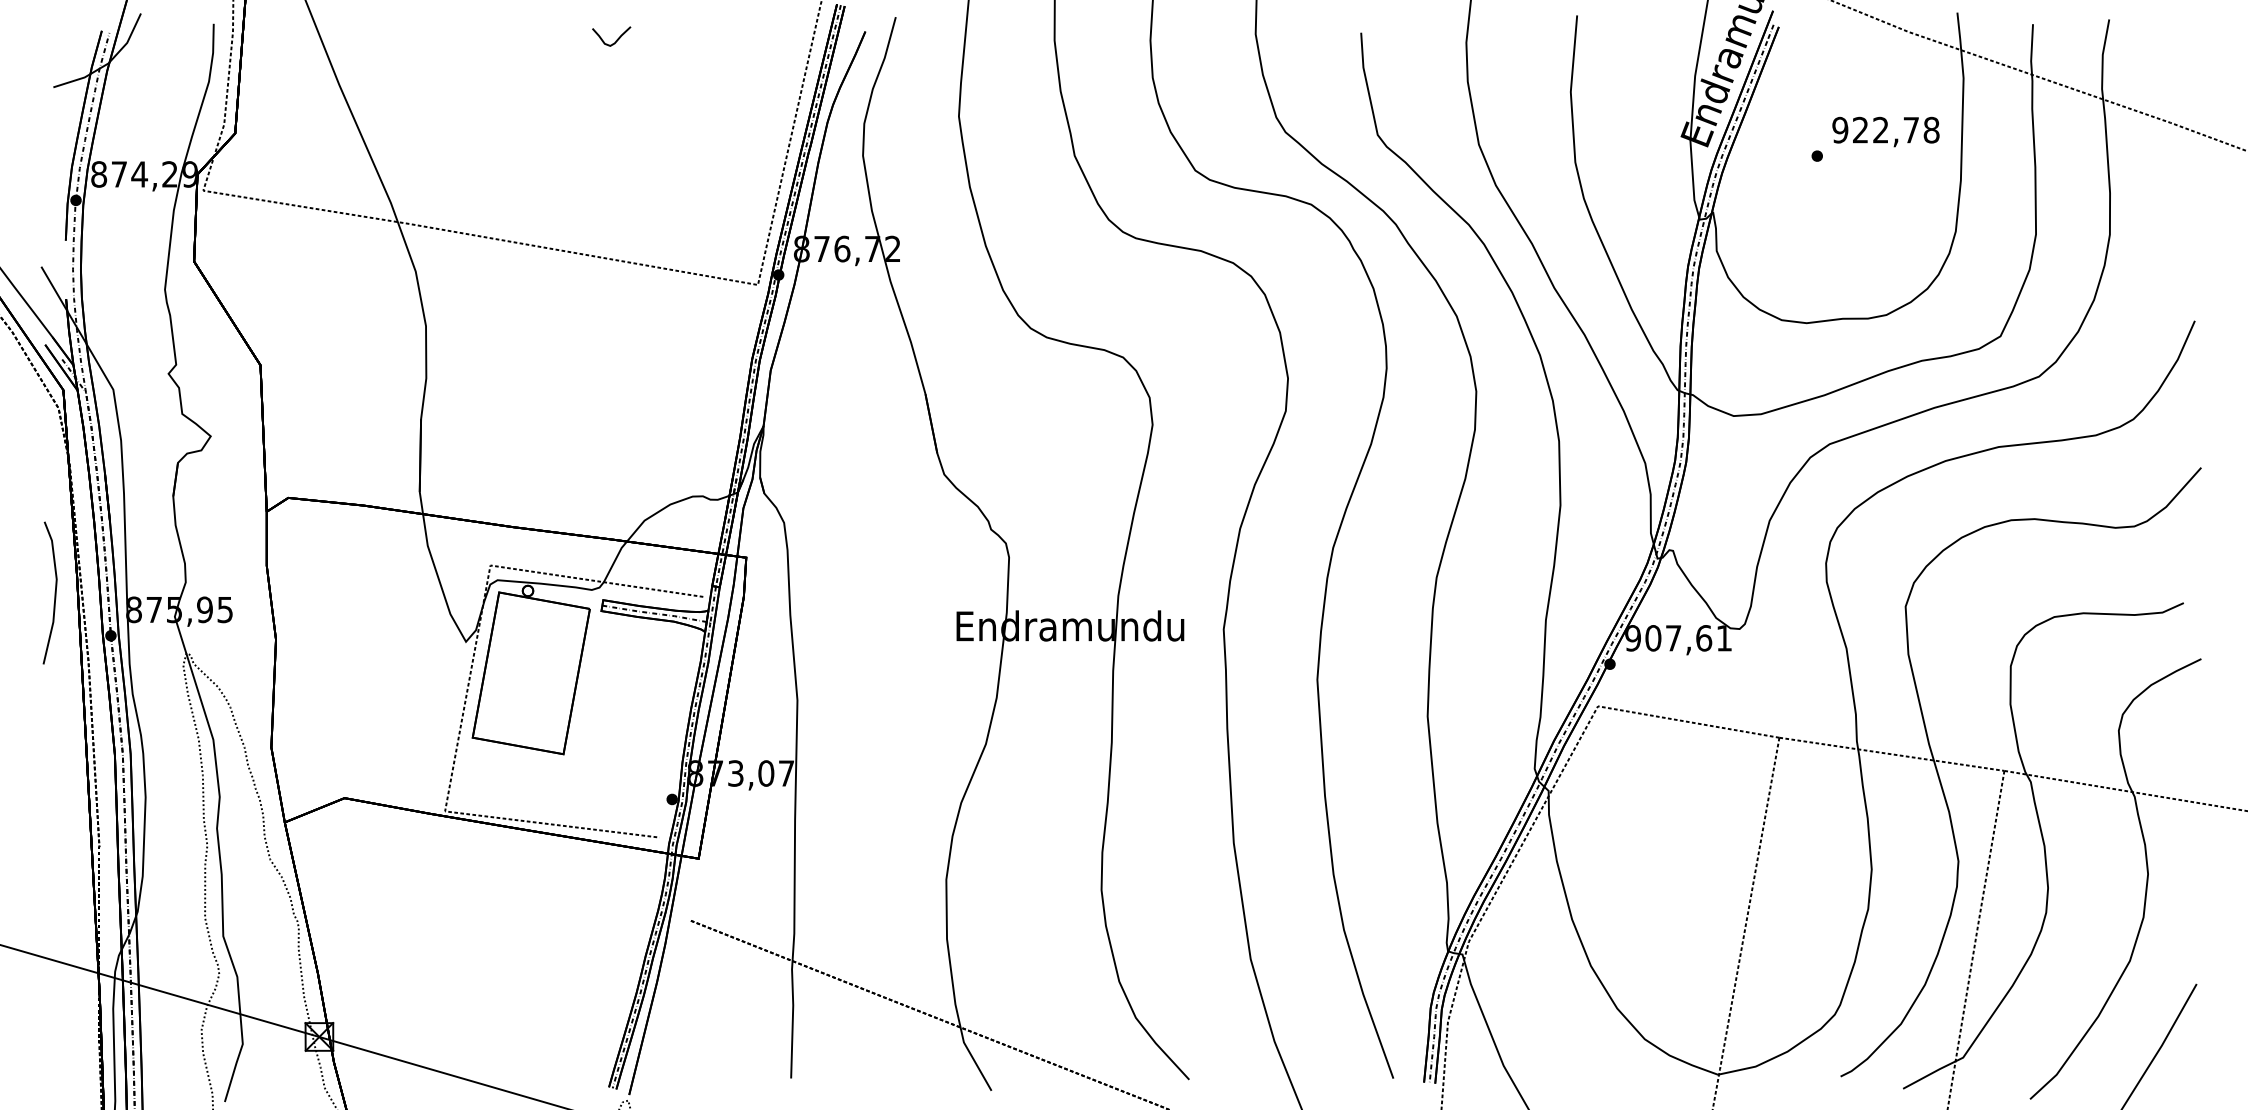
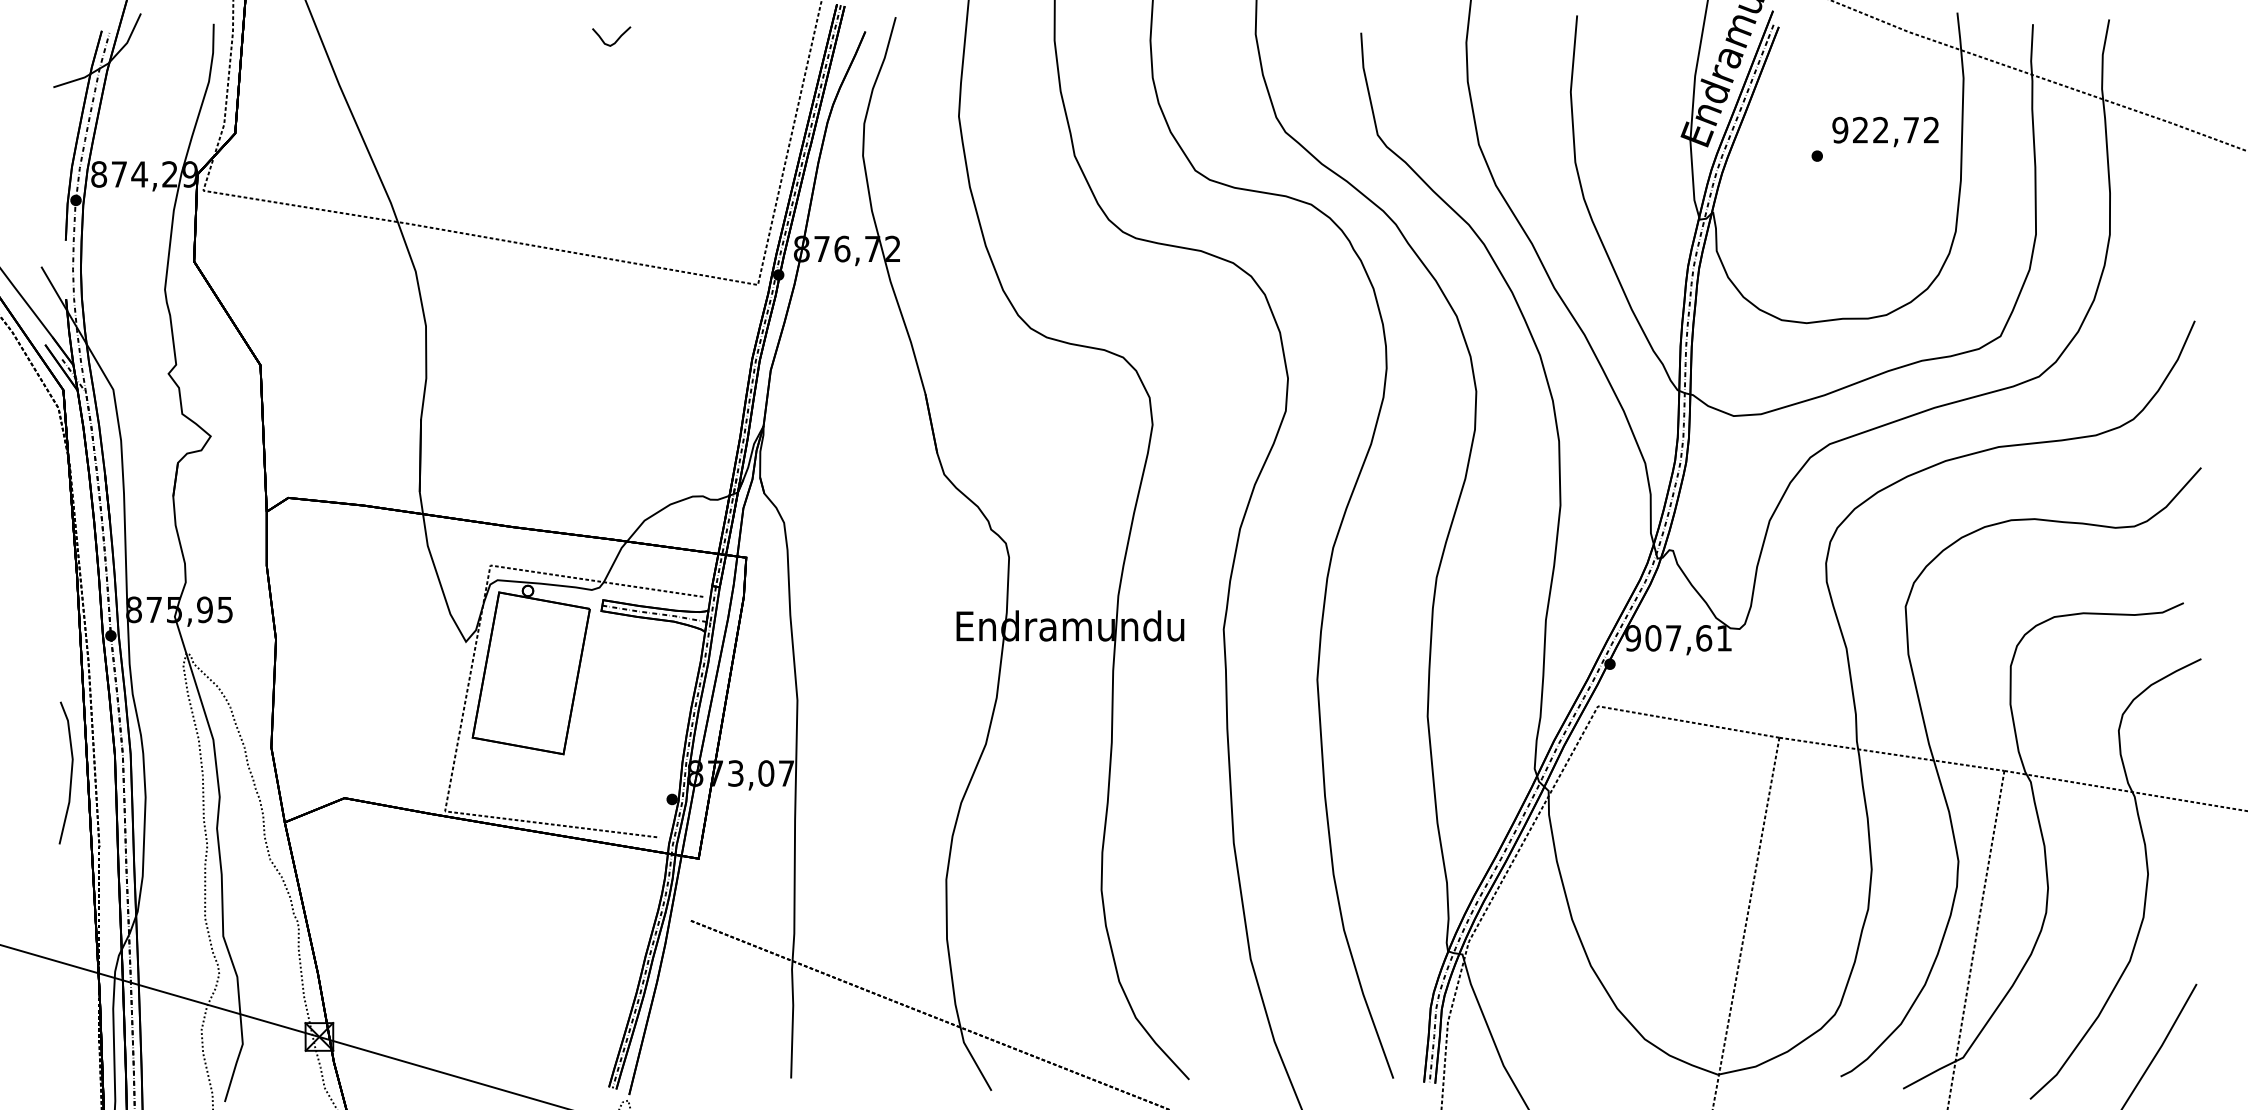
text: 922,78 -> 922,72 (1931, 129)
line position: (54, 592) -> (70, 772) (70, 772)
